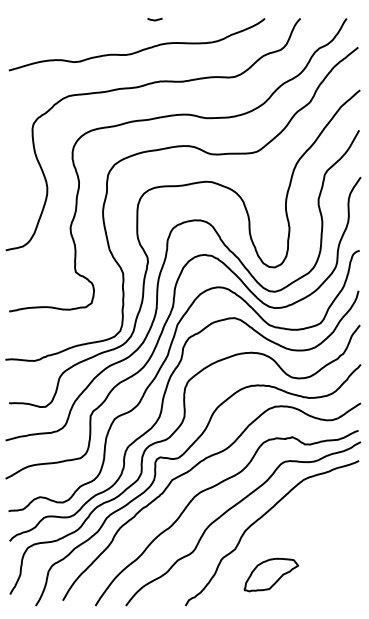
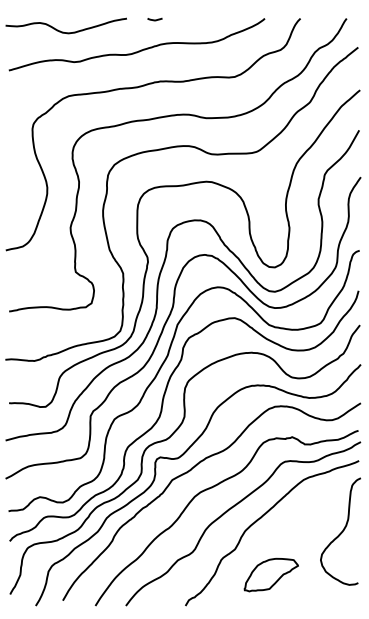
curve: none -> present (63, 31)
curve: none -> present (341, 531)
